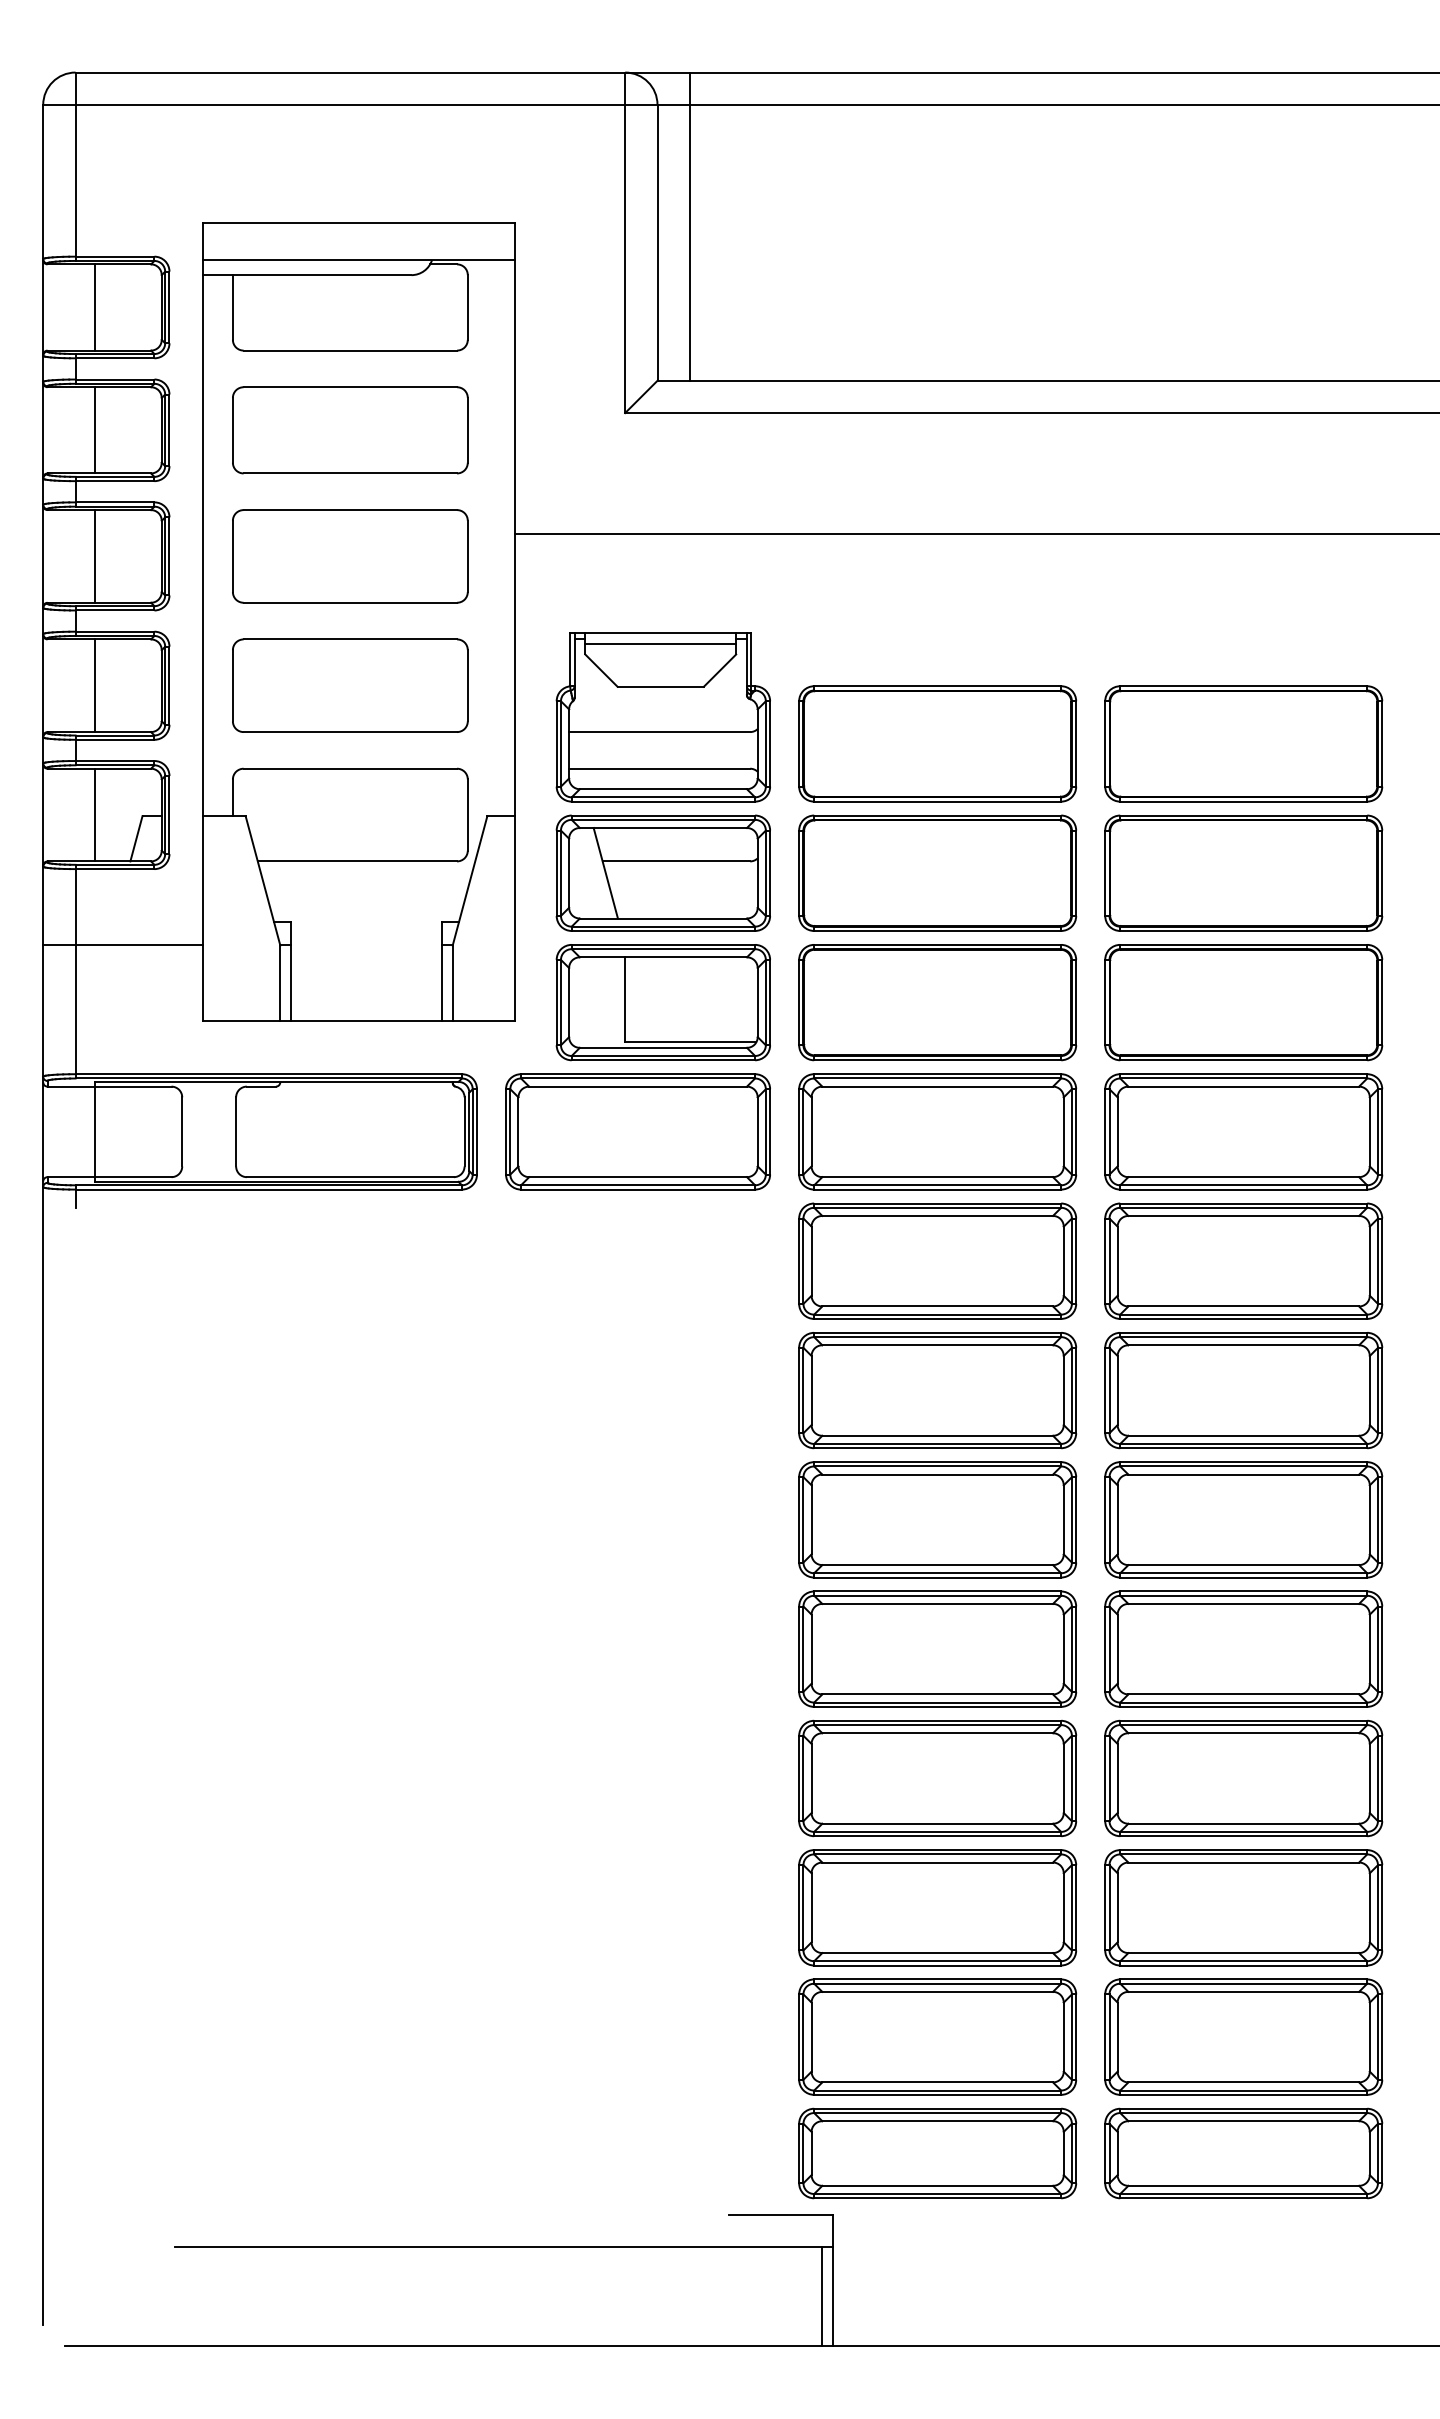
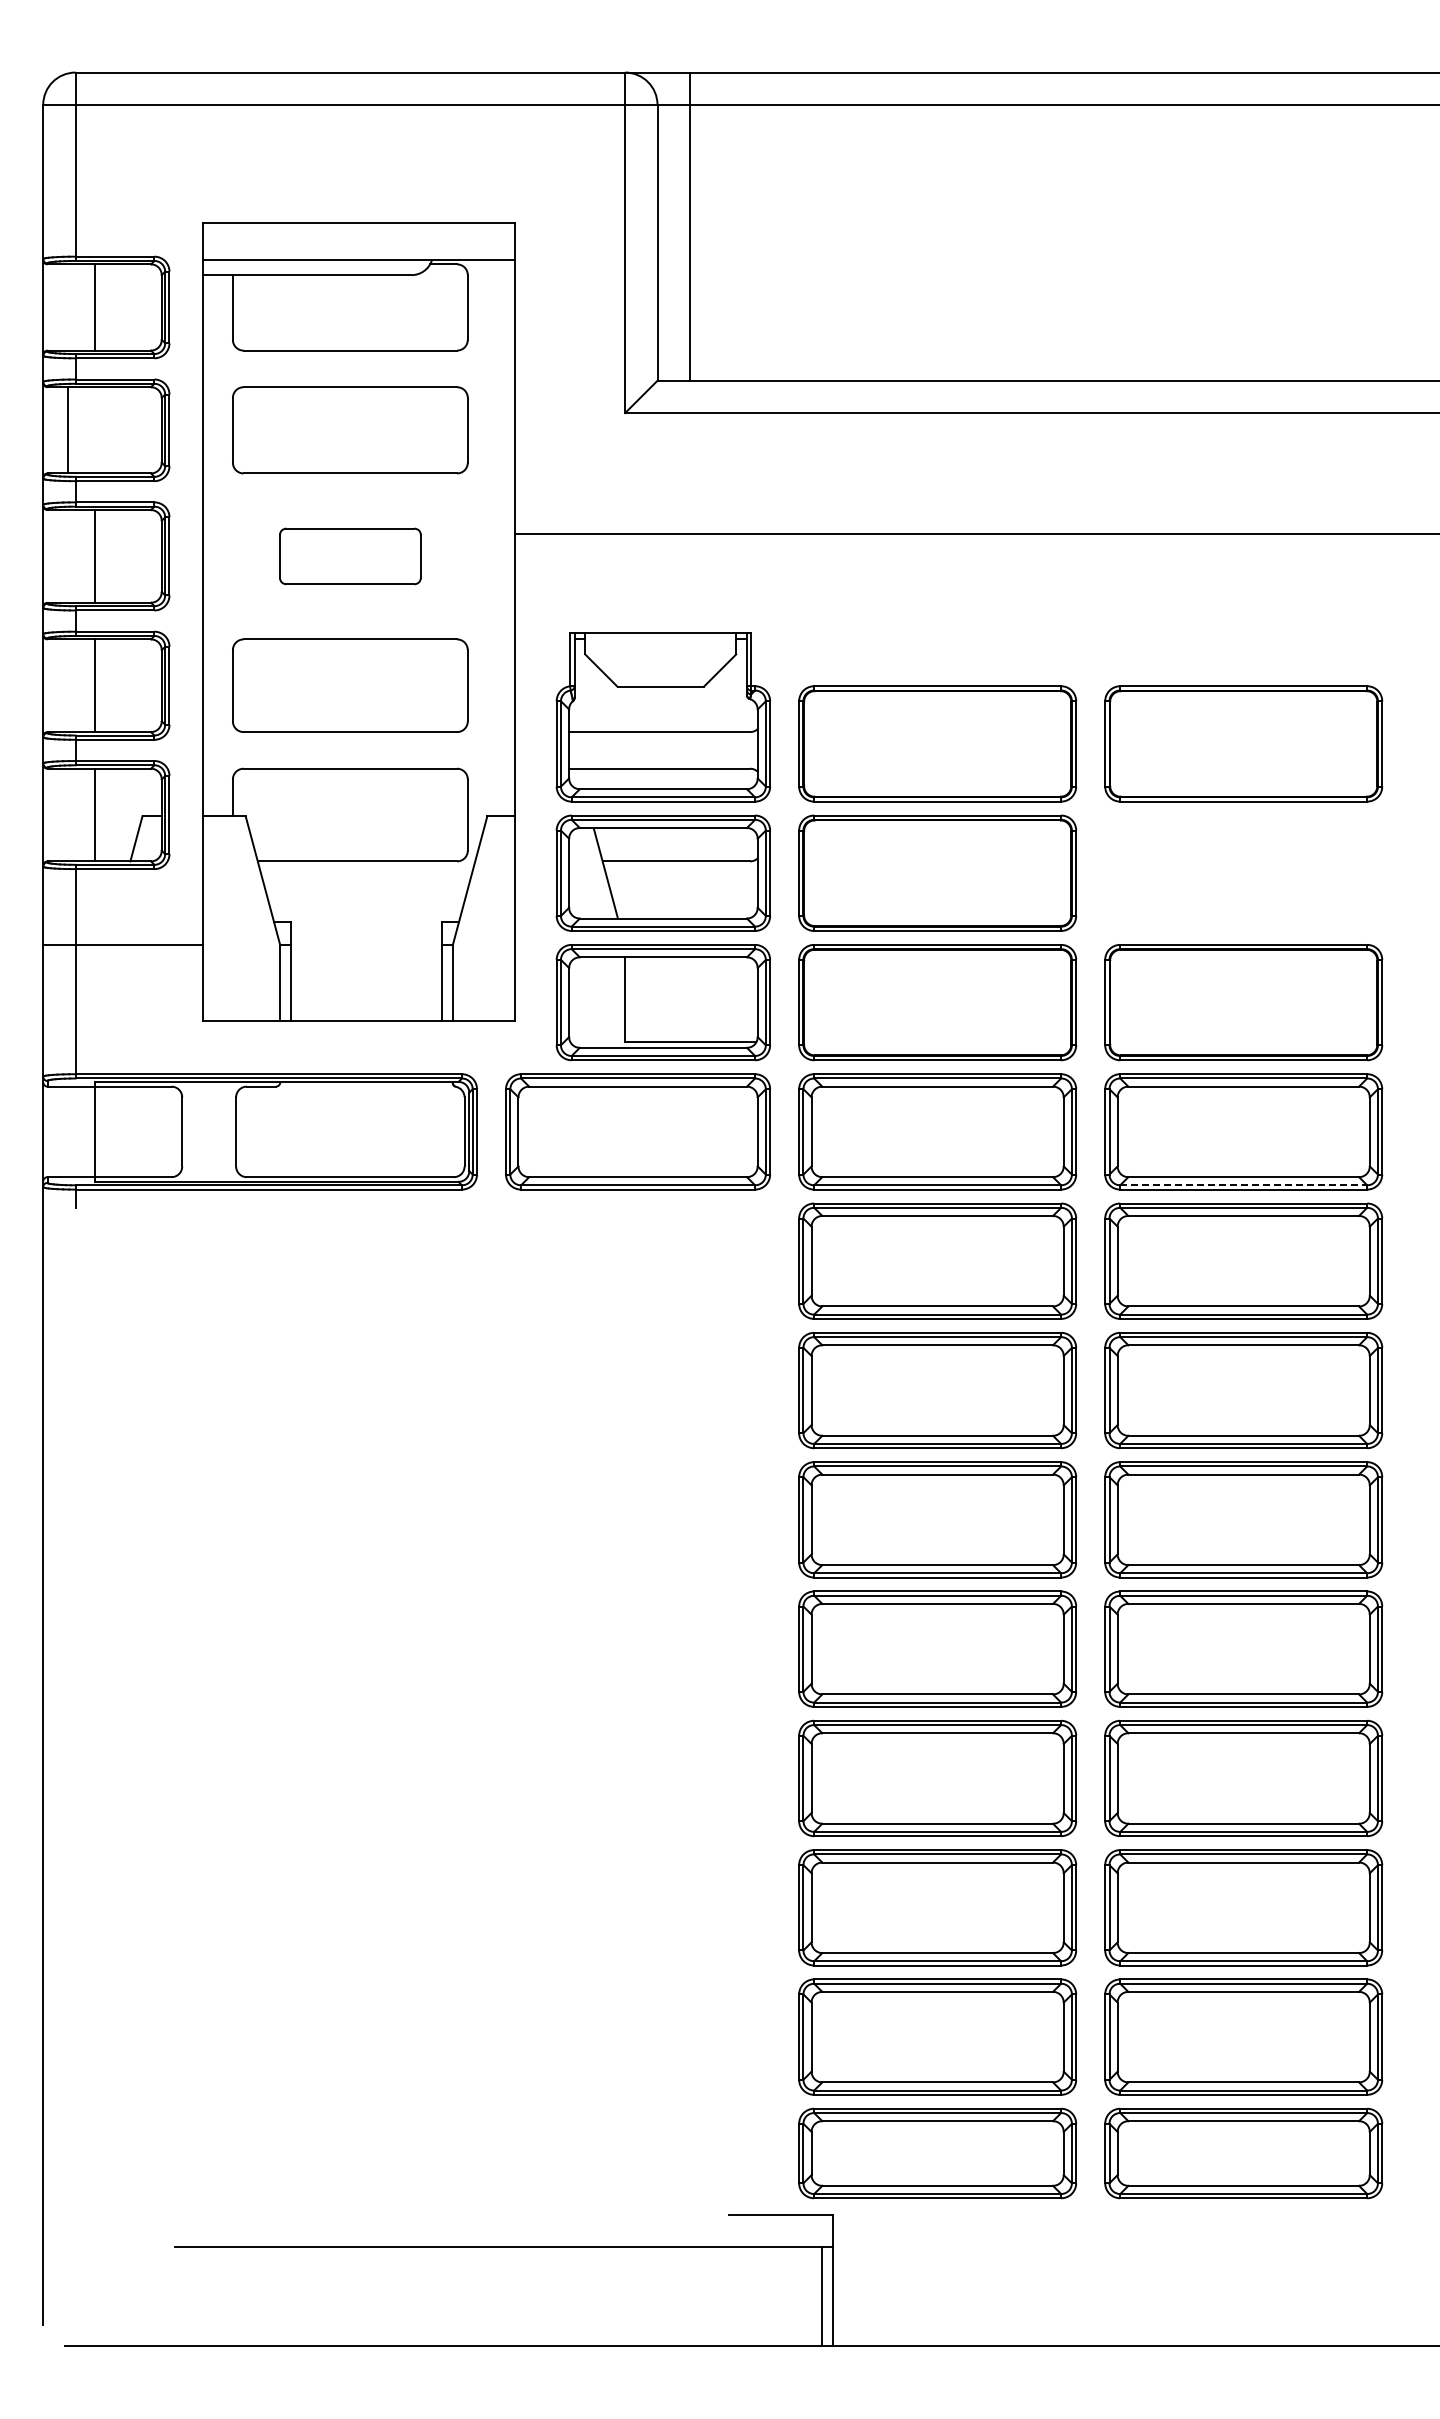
line position: (94, 430) -> (67, 430) (67, 430)
part size: 237x95 px -> 143x59 px (350, 556)
line: present -> none (660, 643)
part: present -> none (1243, 872)
line: solid -> dashed (1244, 1185)
